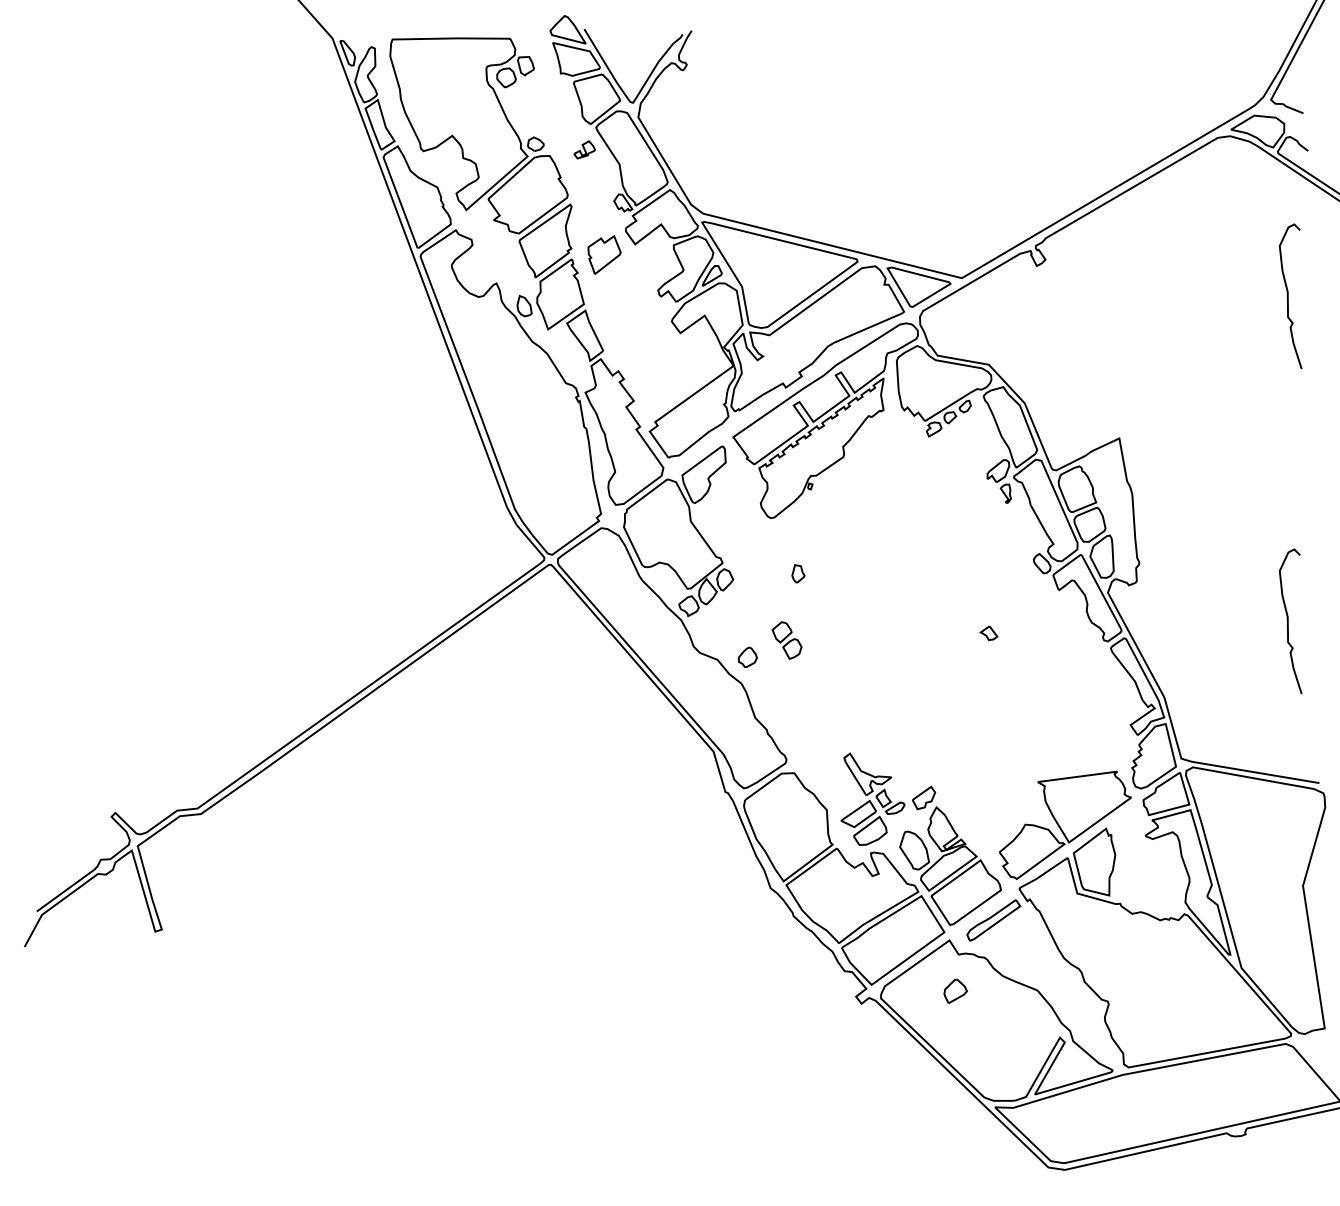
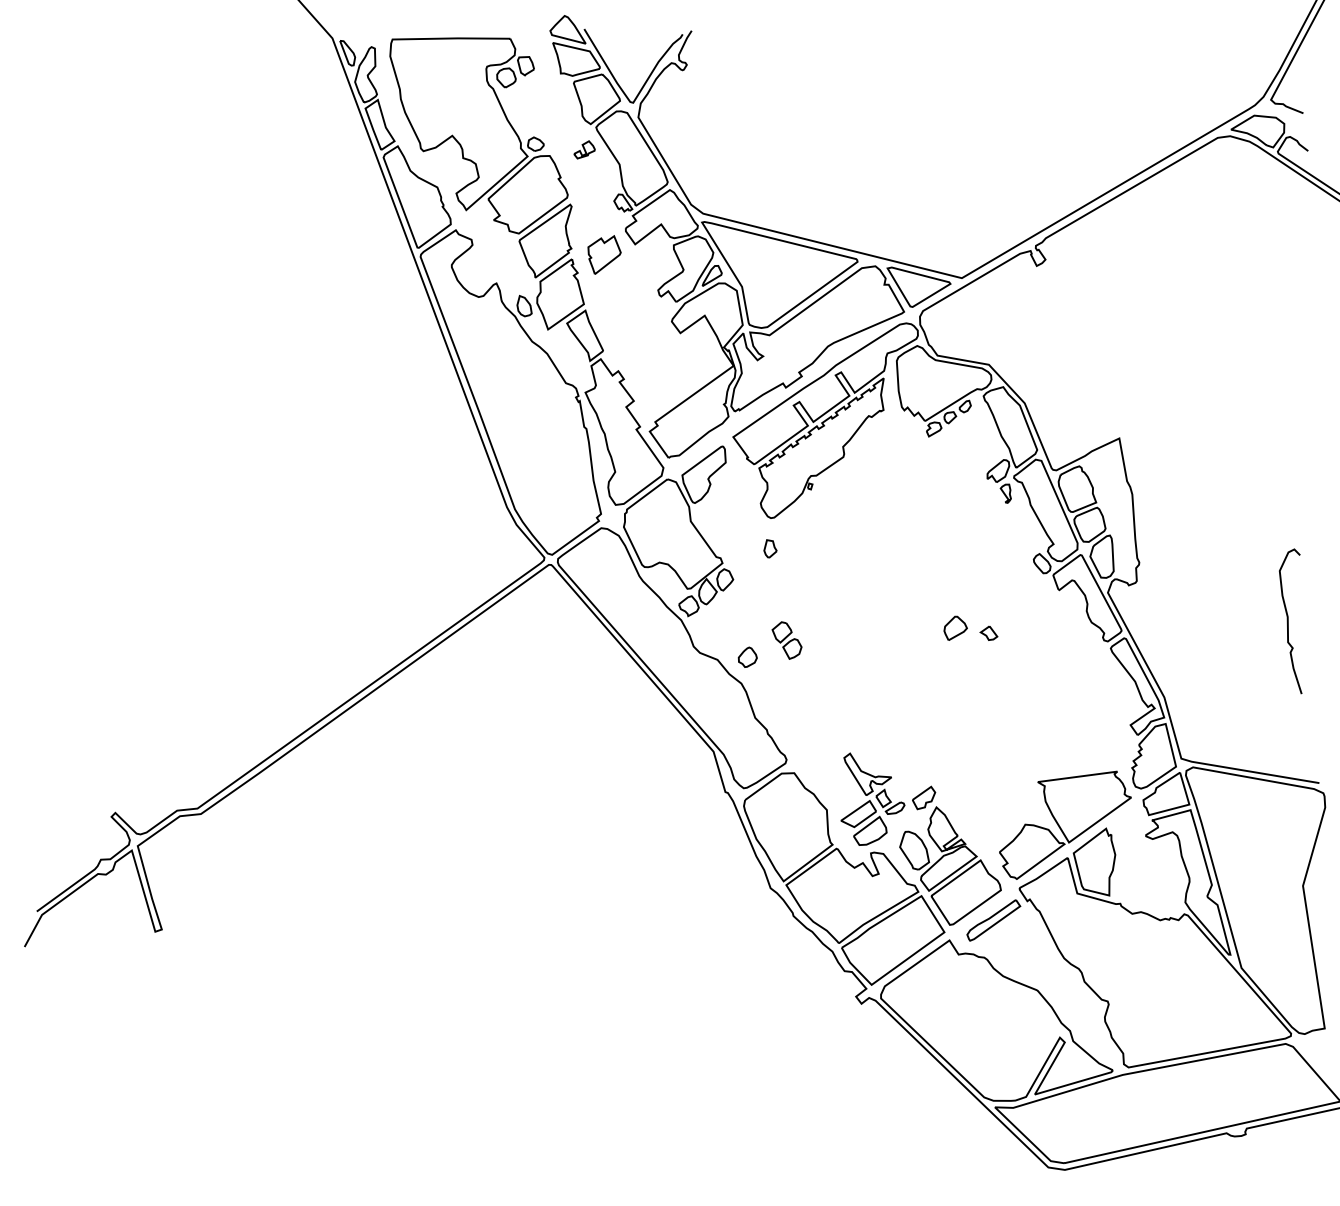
curve: present -> none (1288, 296)
part position: (798, 573) -> (770, 548) (770, 548)
part position: (955, 990) -> (955, 627) (955, 627)
